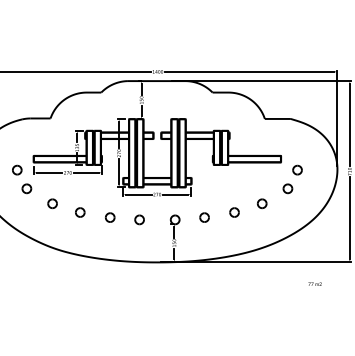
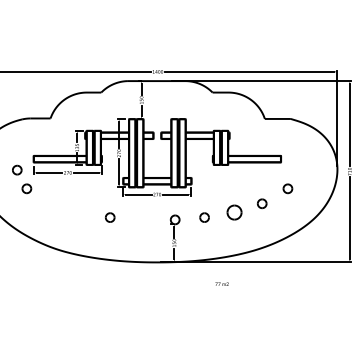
part: present -> none (297, 169)
part: present -> none (52, 203)
part: present -> none (80, 212)
part size: 11x11 px -> 17x17 px (234, 212)
part: present -> none (139, 219)
text position: (314, 283) -> (221, 283) (221, 283)
